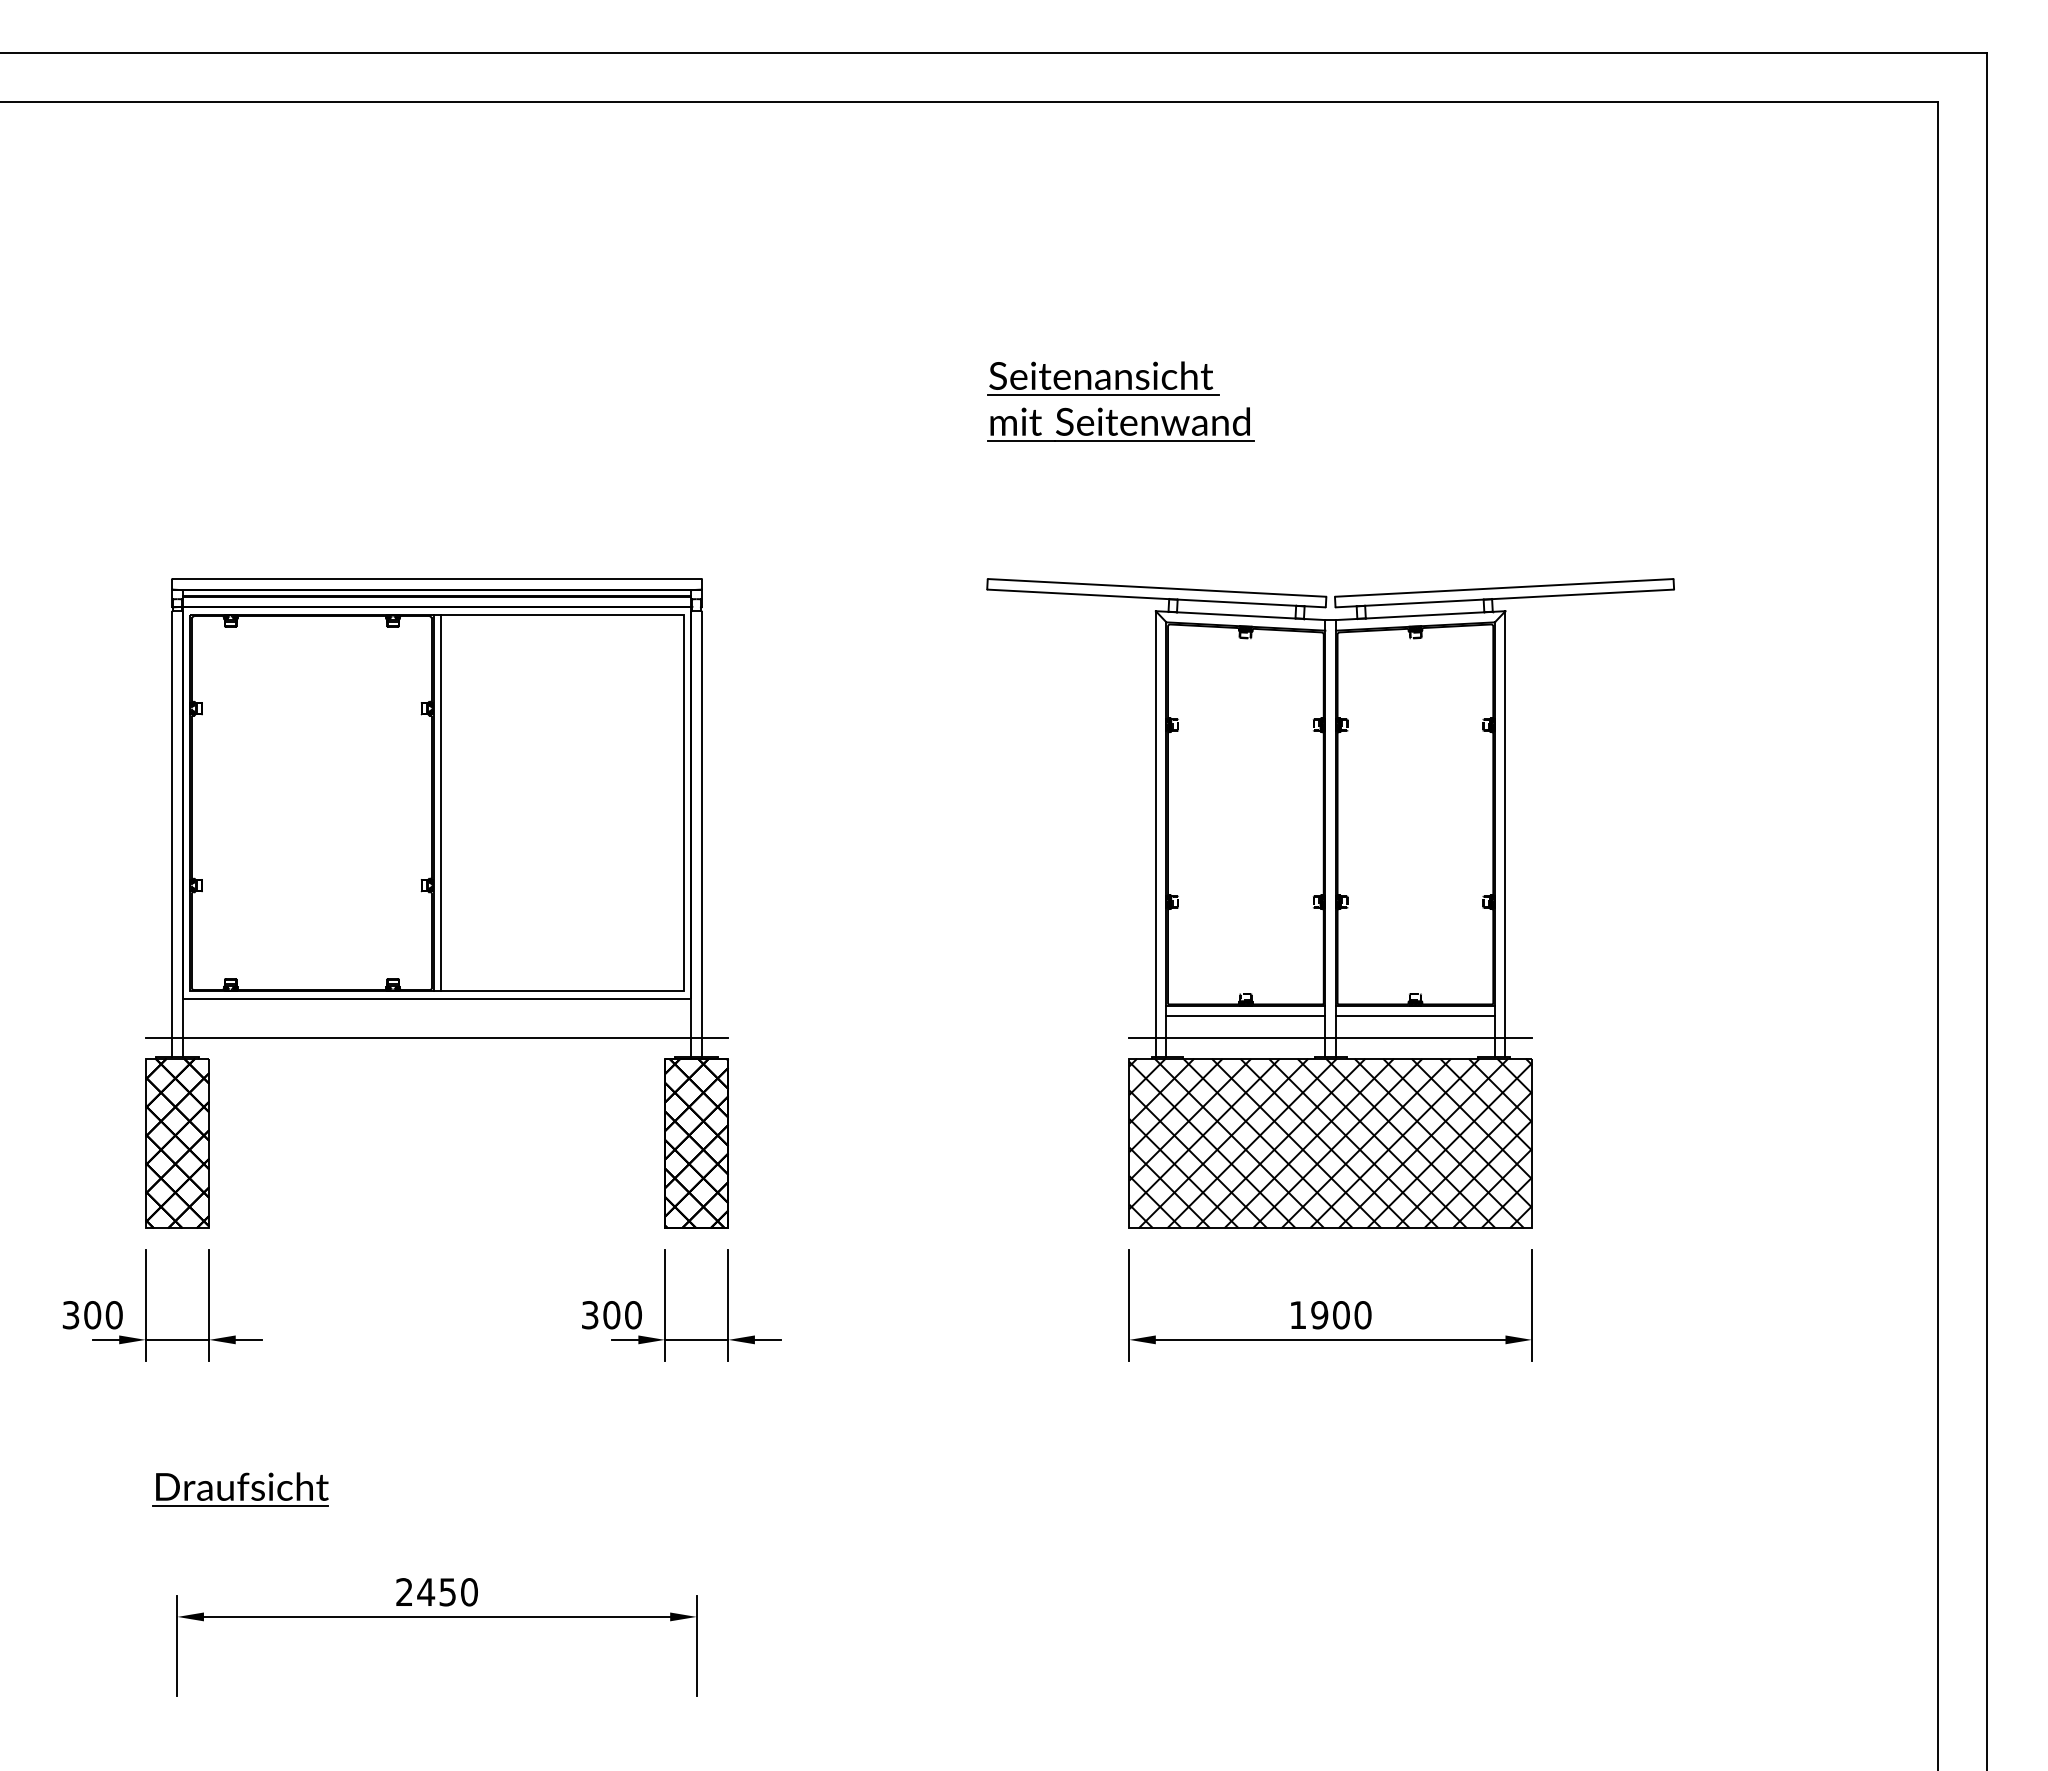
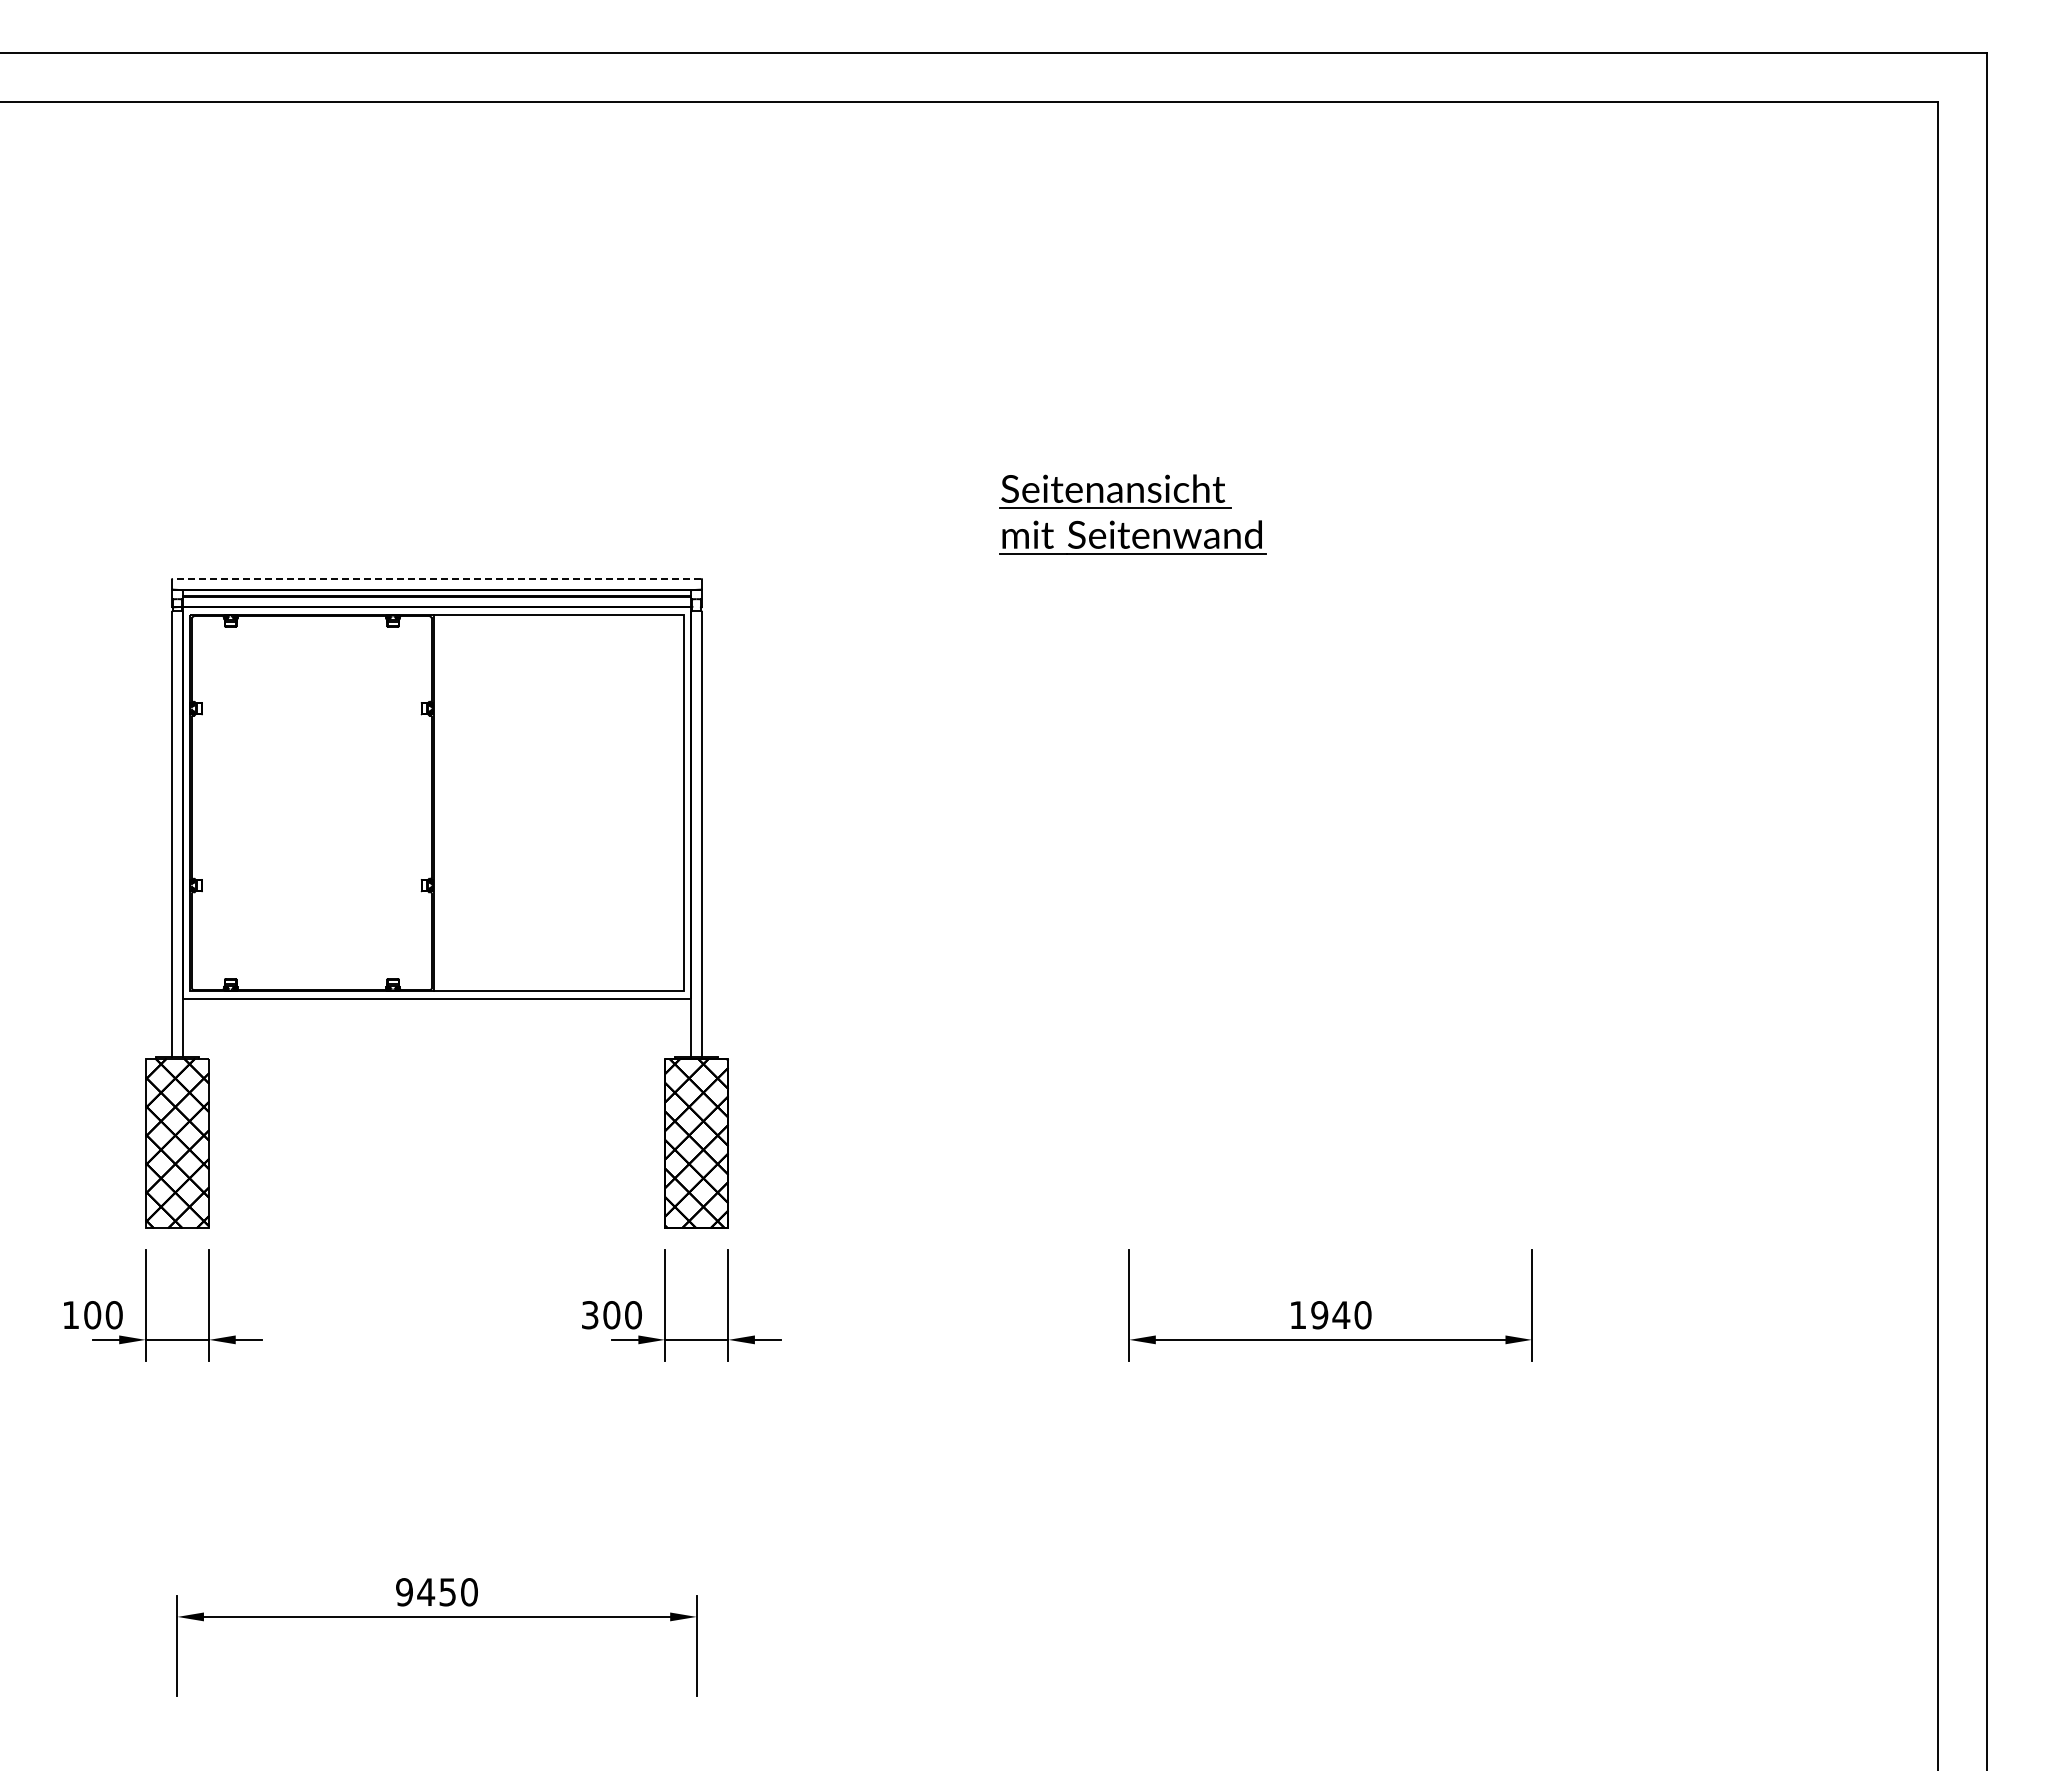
part position: (1120, 401) -> (1132, 514) (1132, 514)
line: solid -> dashed (436, 579)
line: present -> none (440, 802)
part: present -> none (1330, 903)
line: present -> none (436, 1037)
text: 300 -> 100 (70, 1315)
text: 1900 -> 1940 (1341, 1315)
part: present -> none (240, 1489)
text: 2450 -> 9450 (404, 1592)
